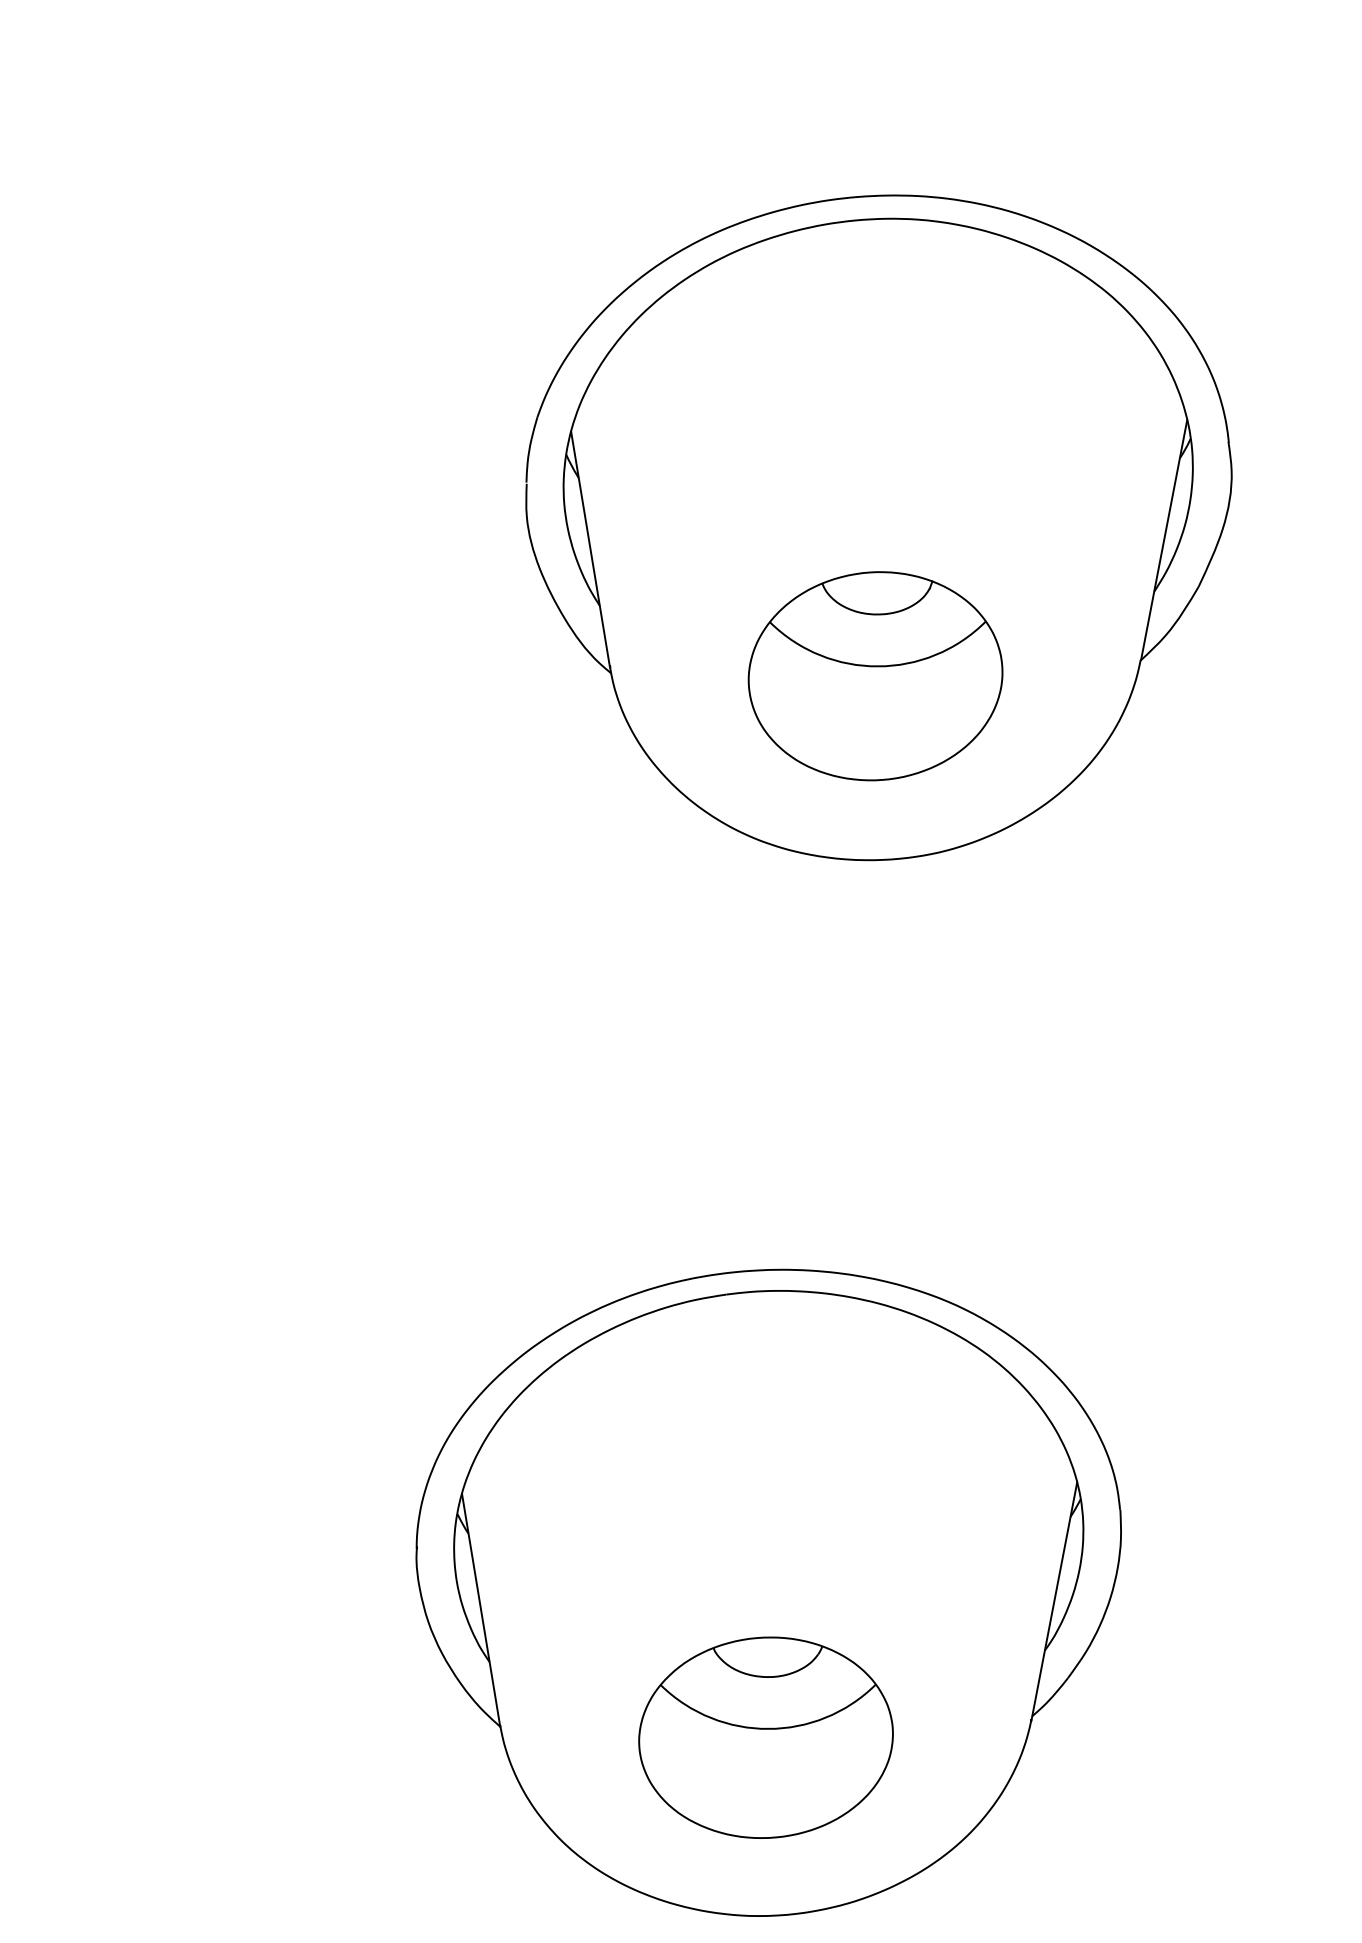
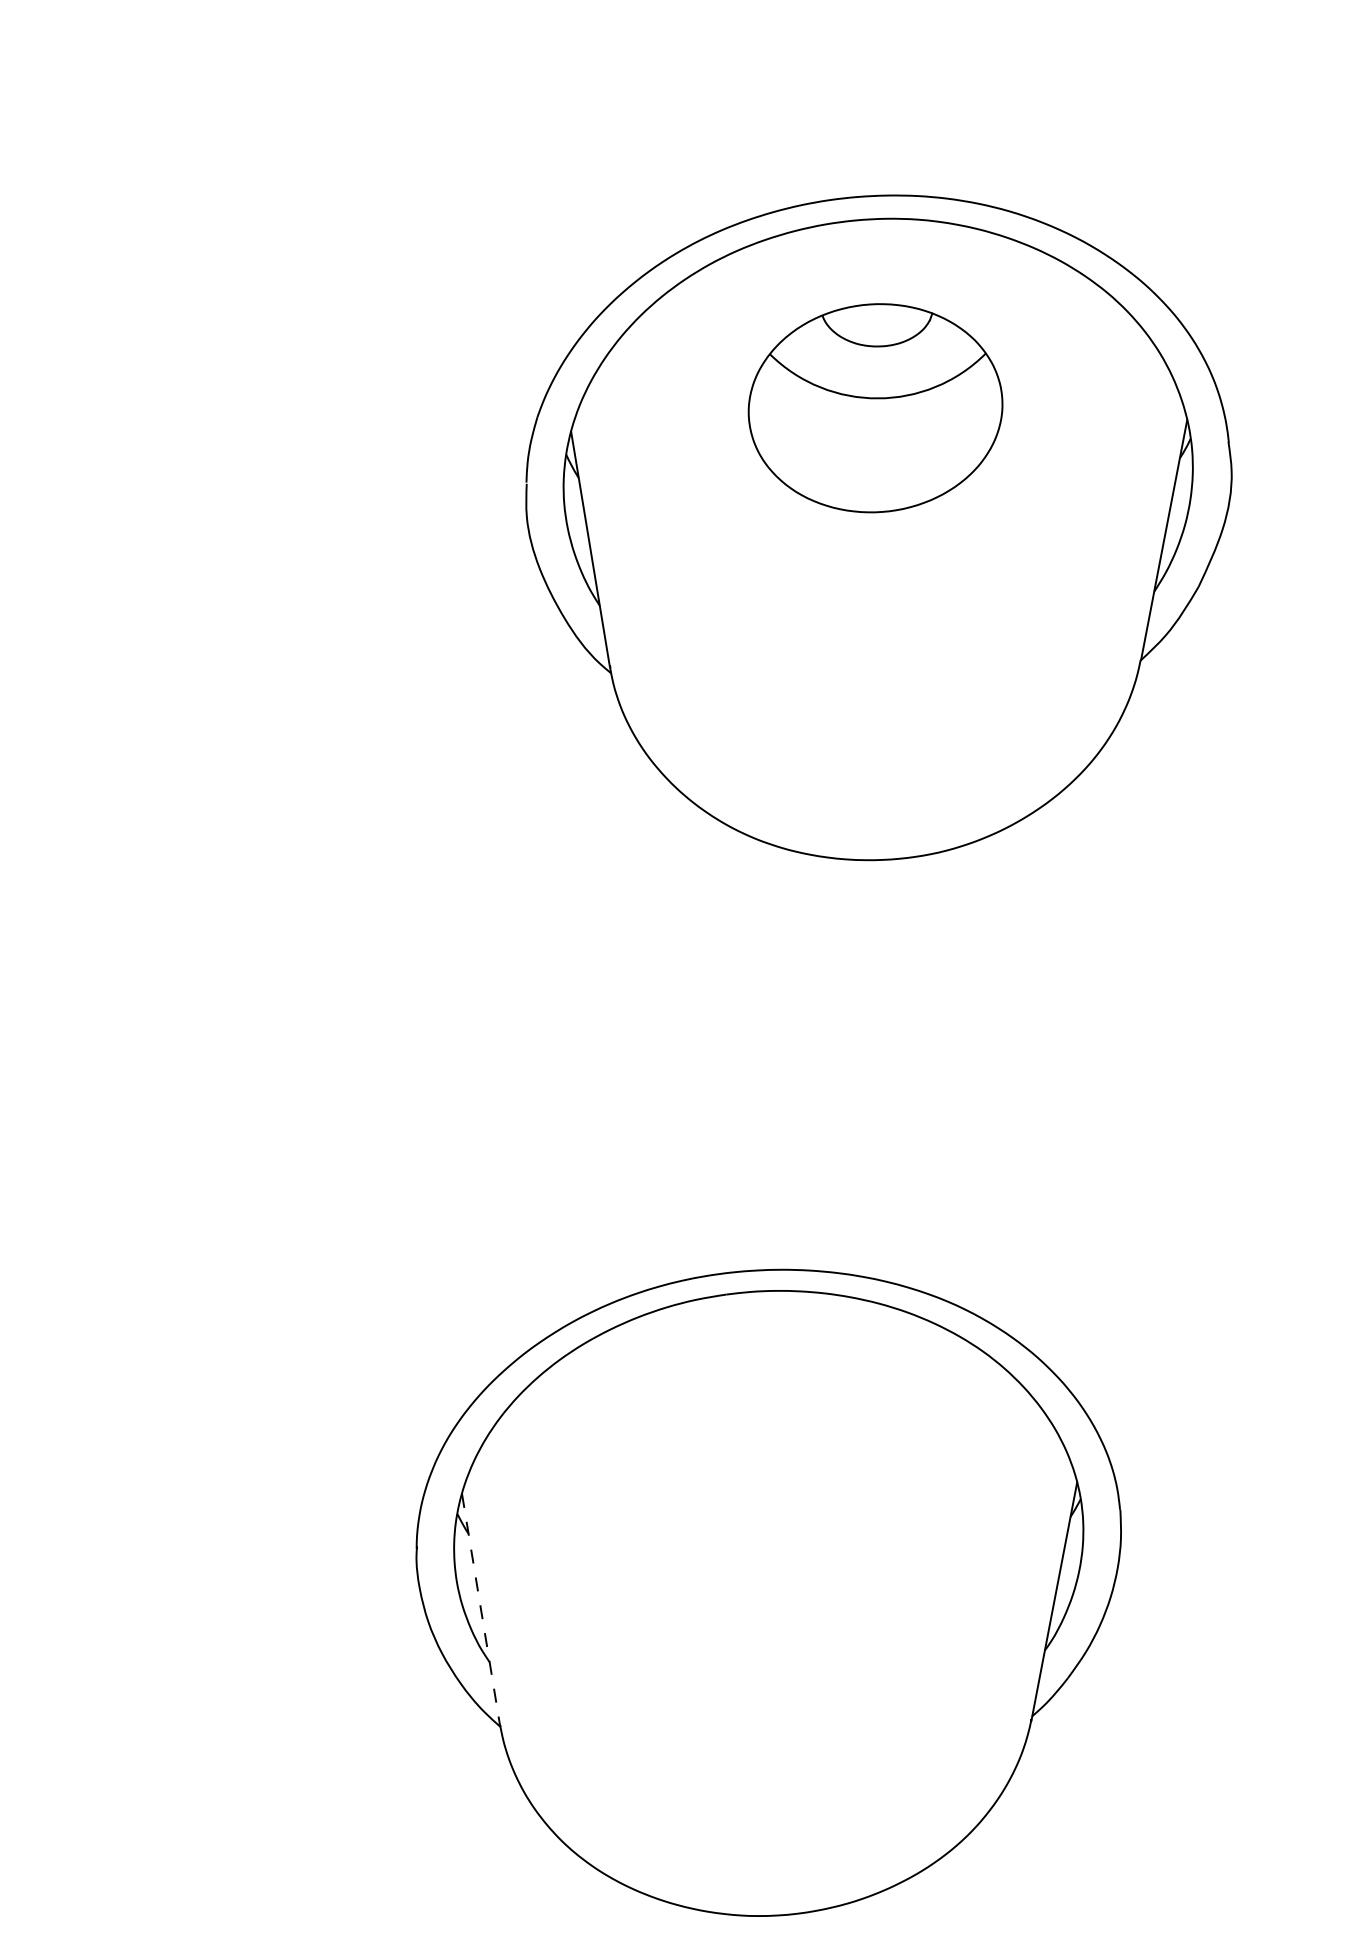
part position: (875, 676) -> (875, 408) (875, 408)
line: solid -> dashed (481, 1610)
part: present -> none (765, 1737)
